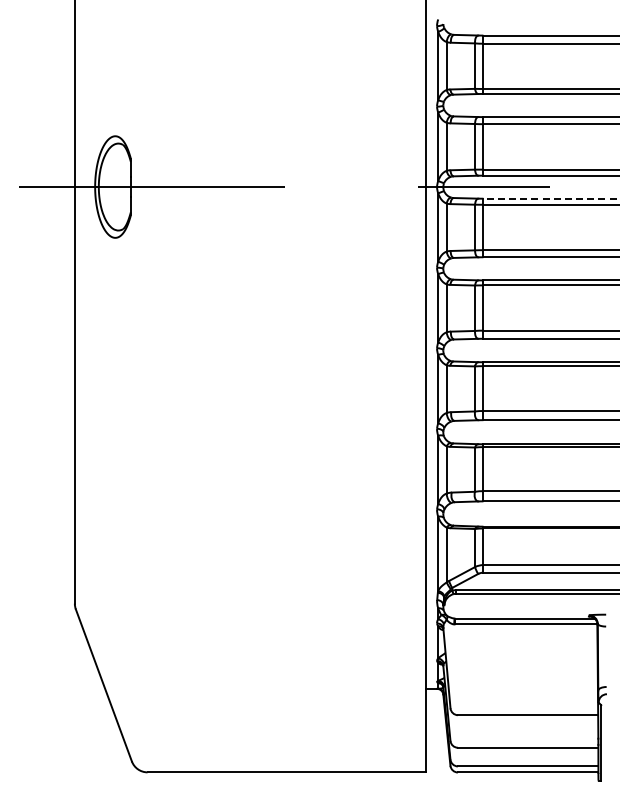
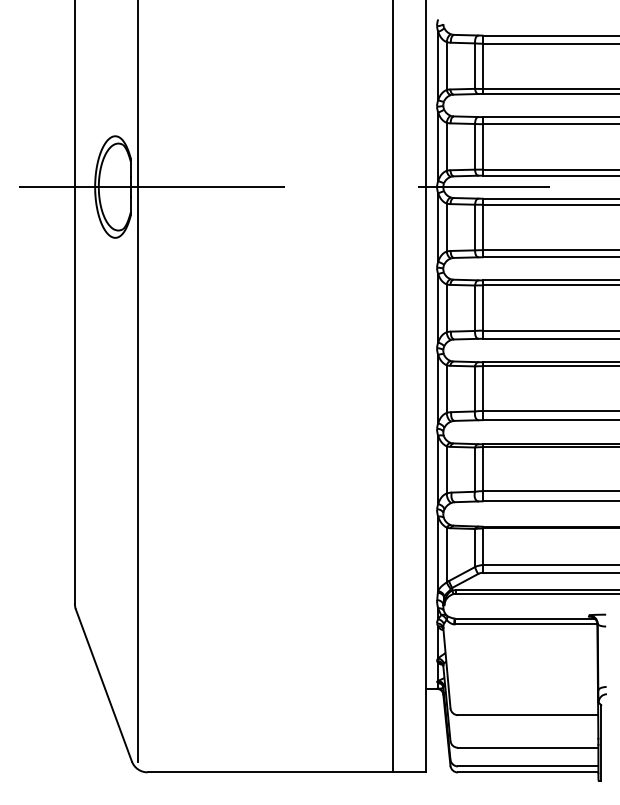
line: dashed -> solid (551, 198)
line: none -> present (138, 381)
line: none -> present (392, 387)
